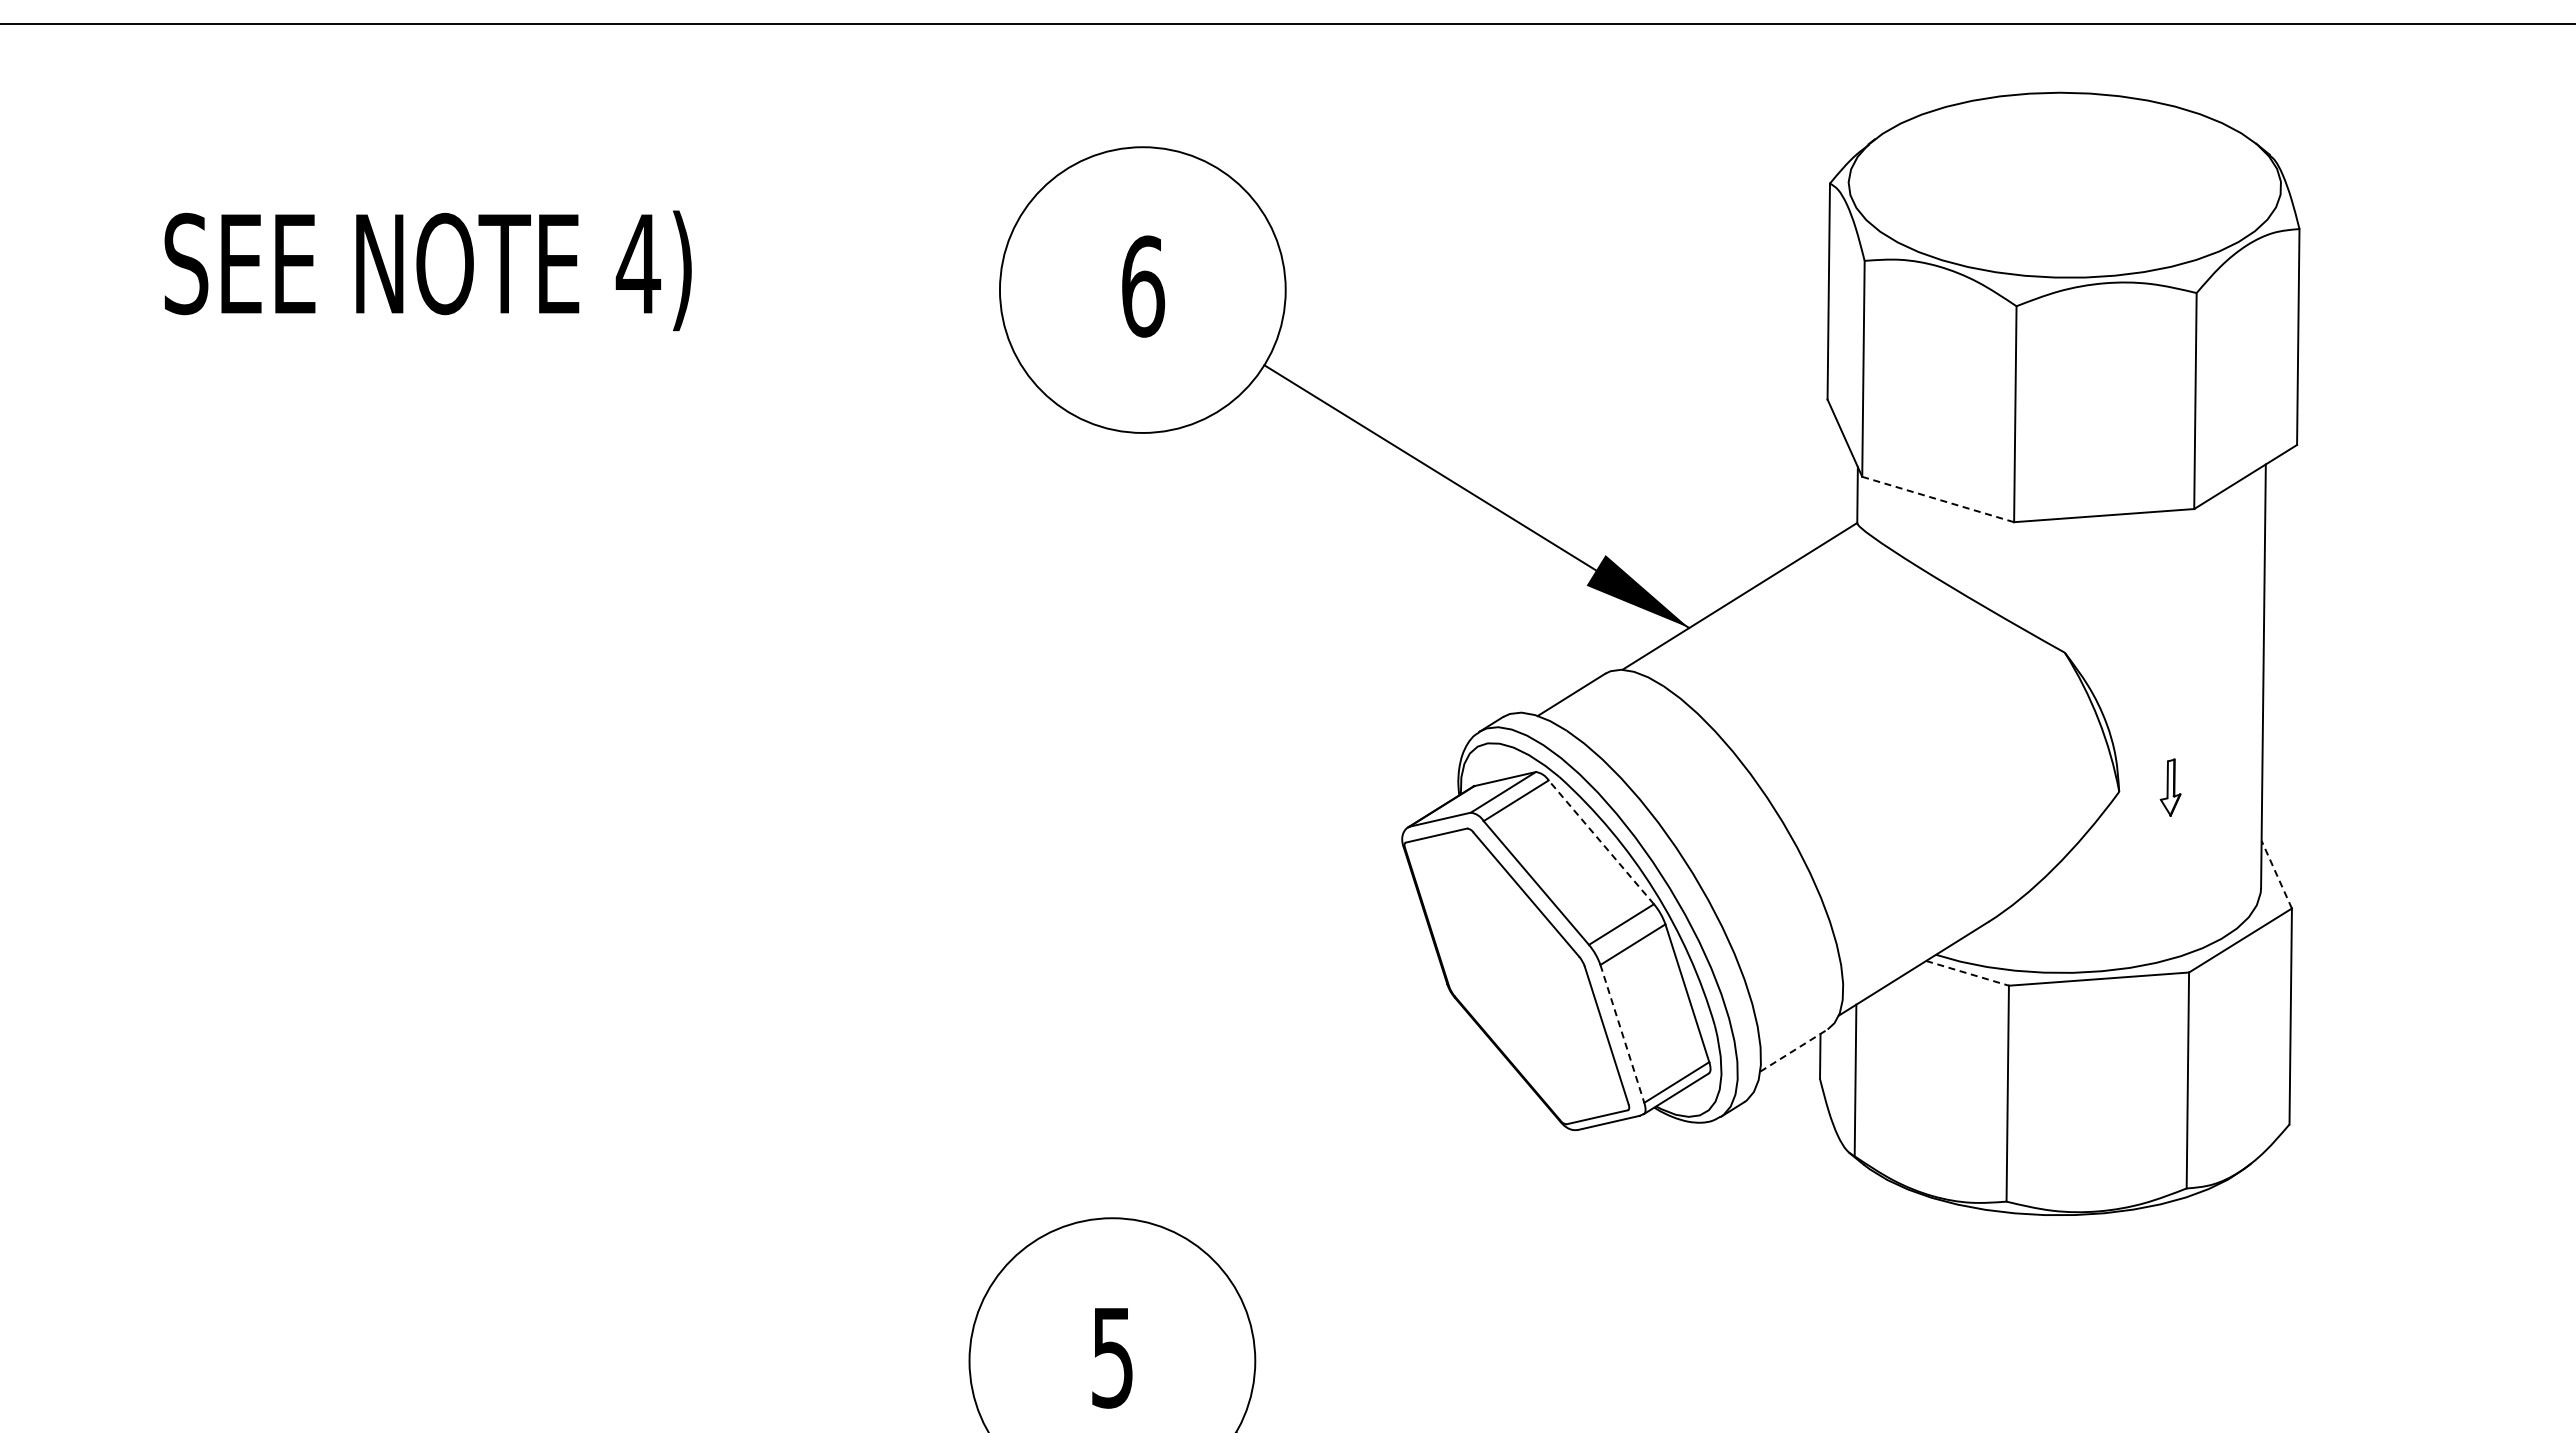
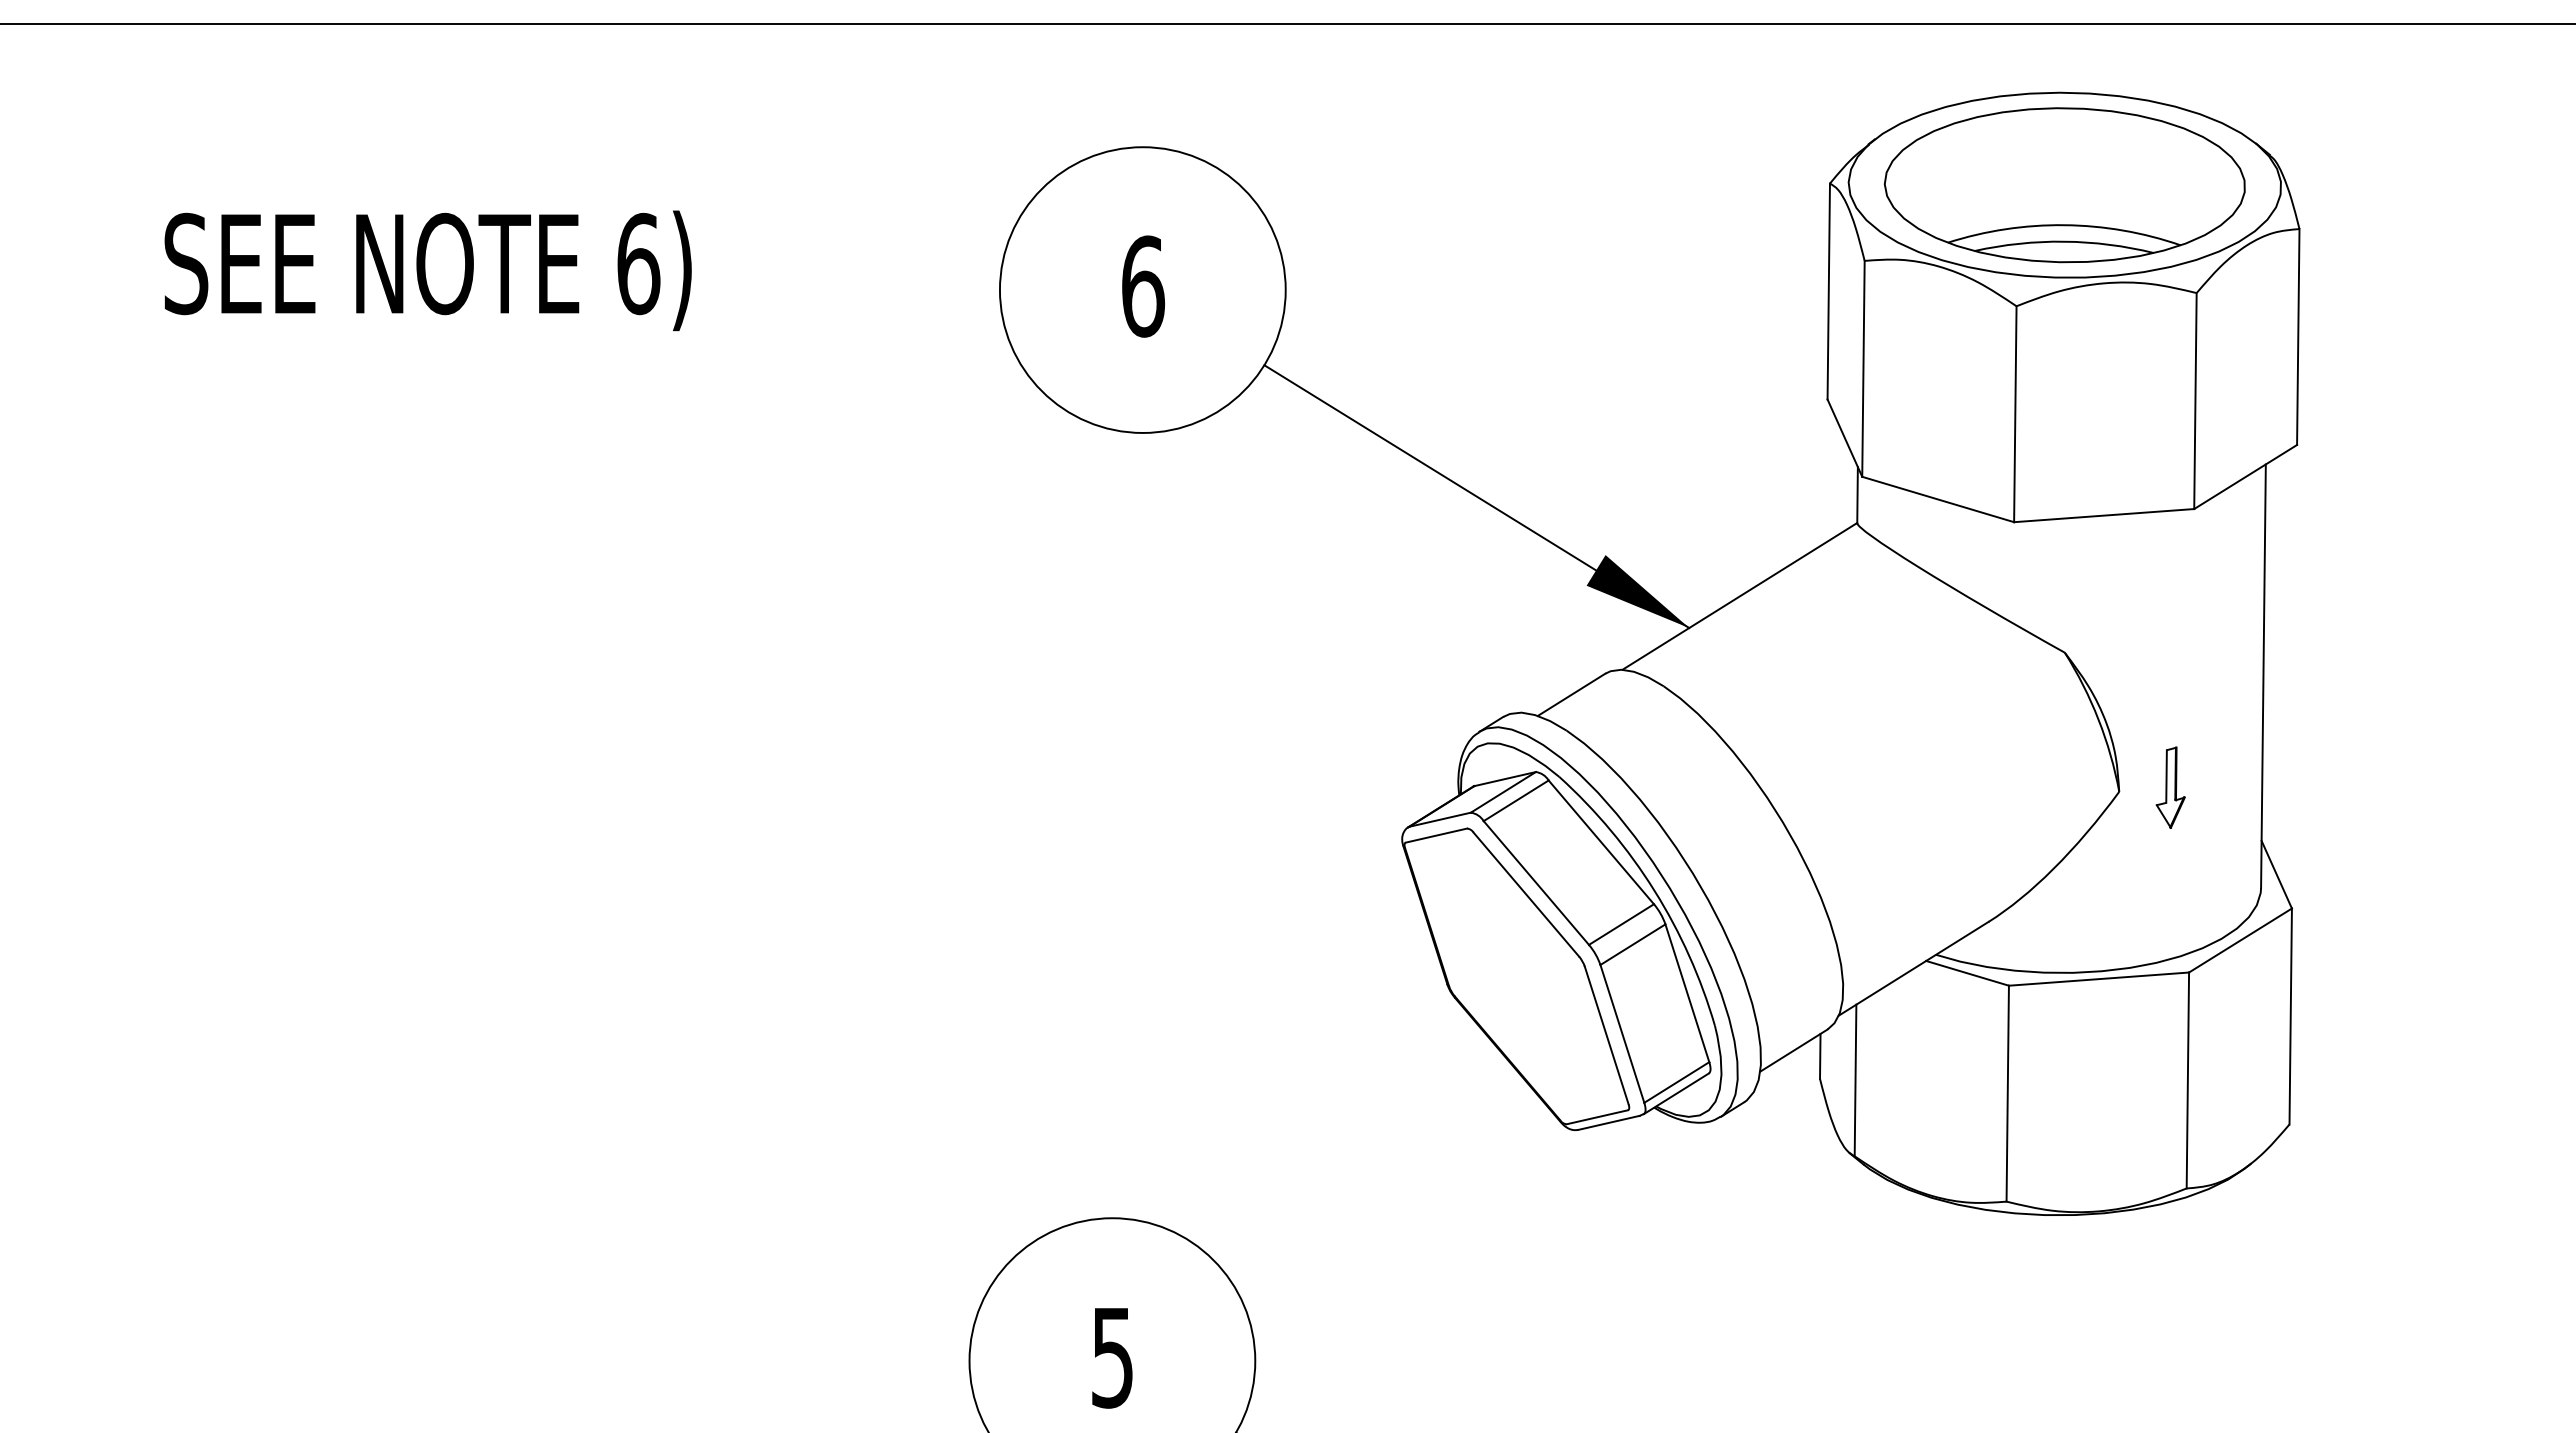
part: none -> present (2064, 185)
text: 4) -> 6) (638, 263)
line: dashed -> solid (1937, 499)
part size: 23x59 px -> 31x83 px (2170, 787)
line: dashed -> solid (1601, 841)
line: dashed -> solid (2276, 874)
line: dashed -> solid (1968, 973)
line: dashed -> solid (1622, 1034)
line: dashed -> solid (1794, 1050)
